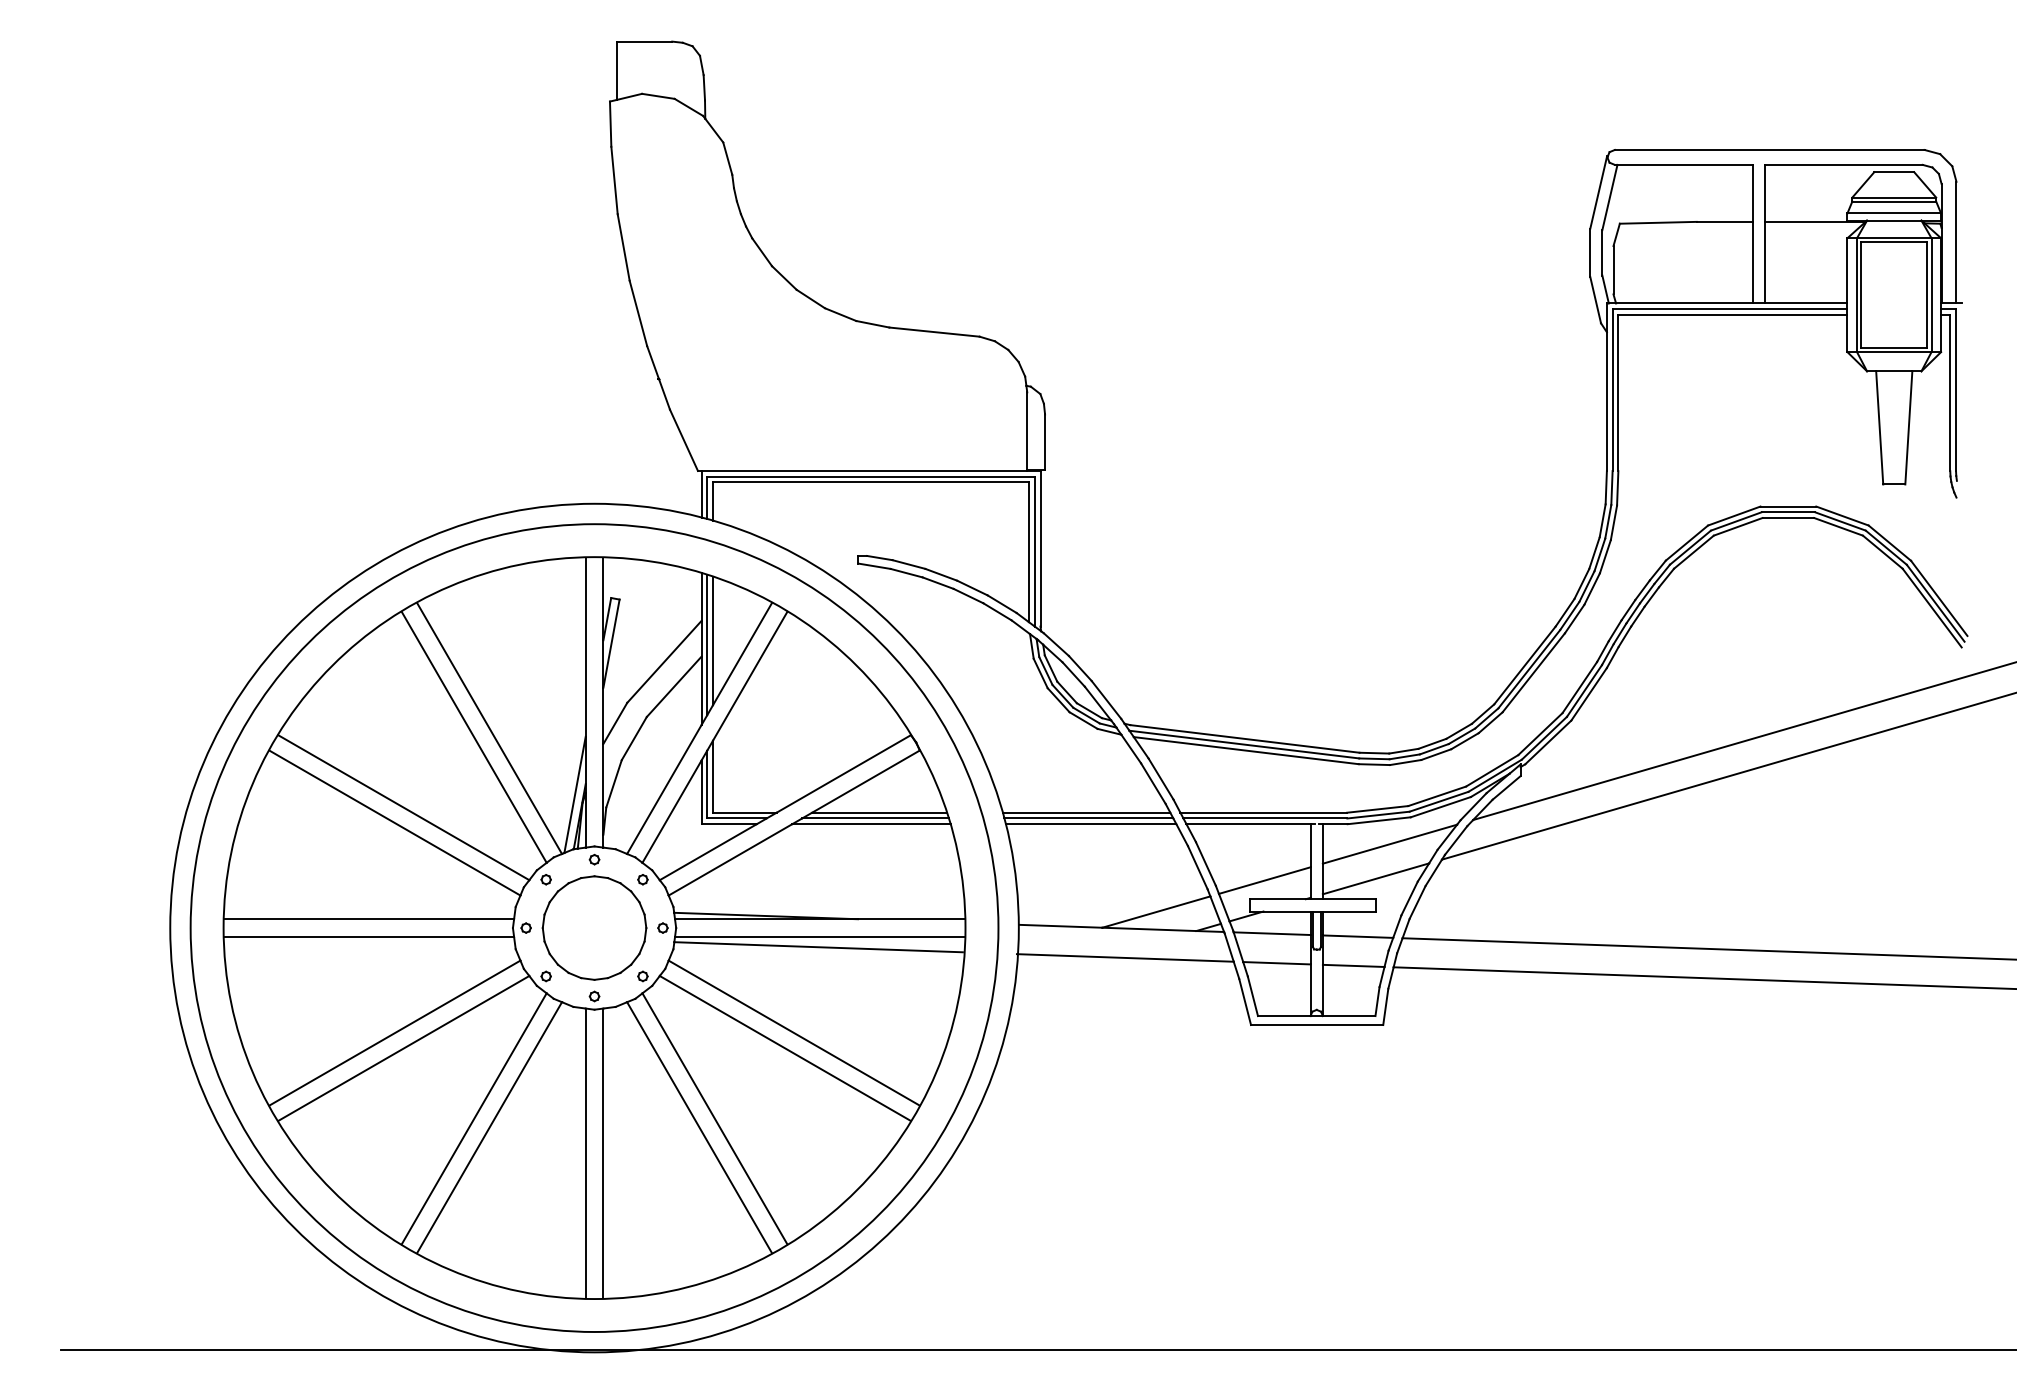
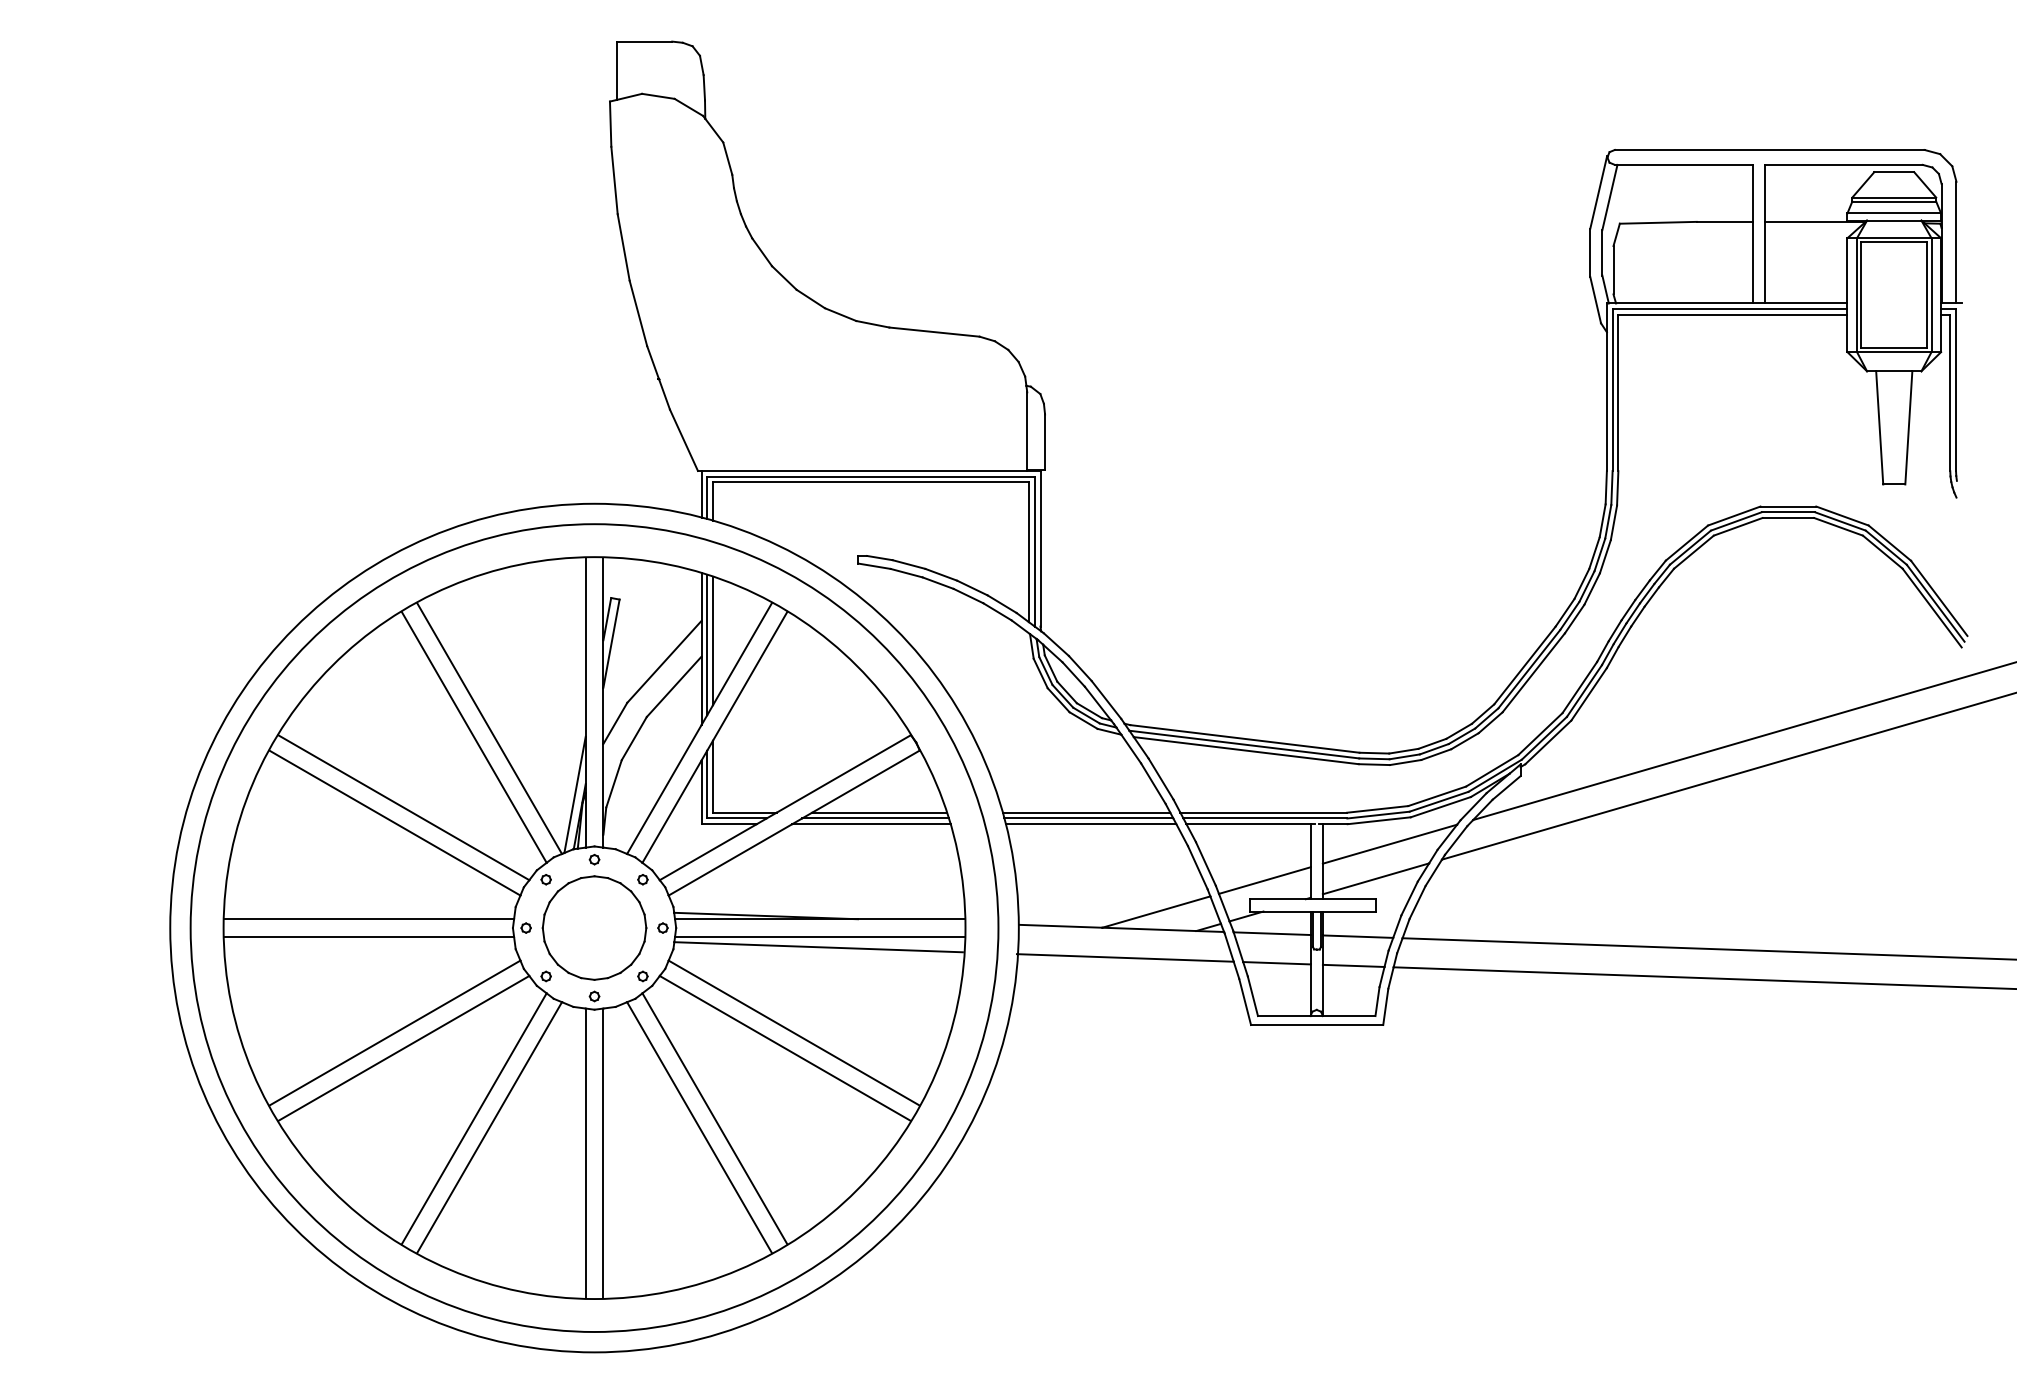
line: present -> none (1036, 1349)
